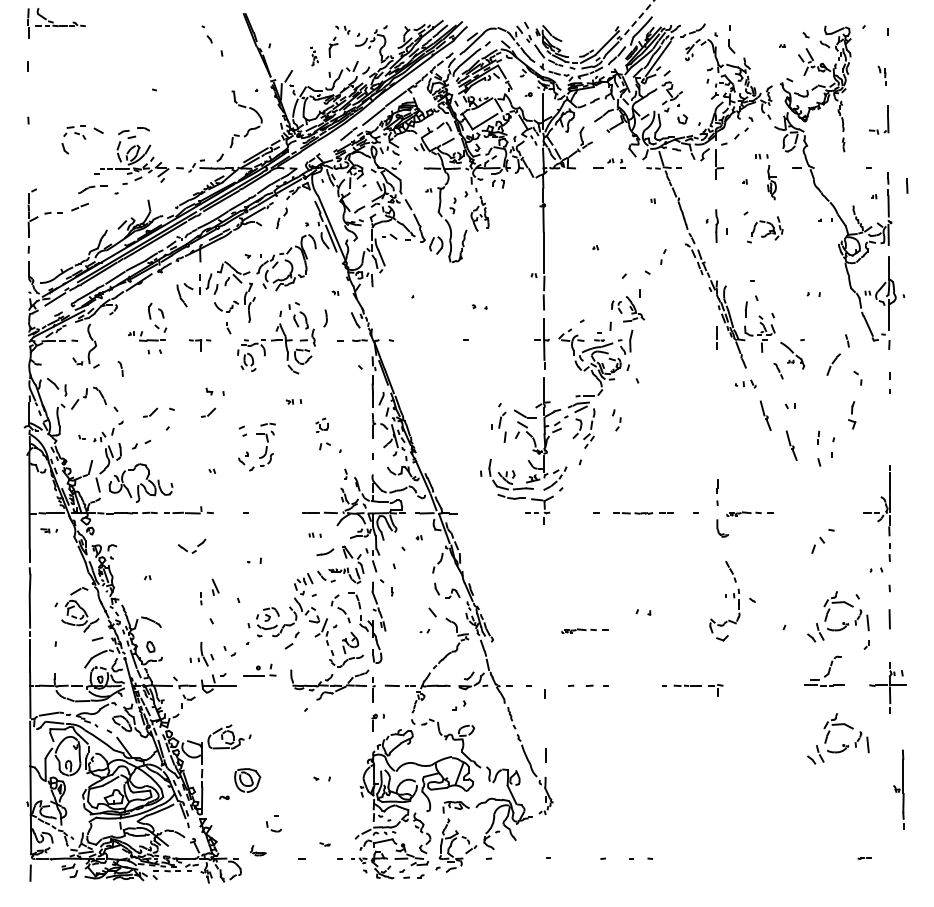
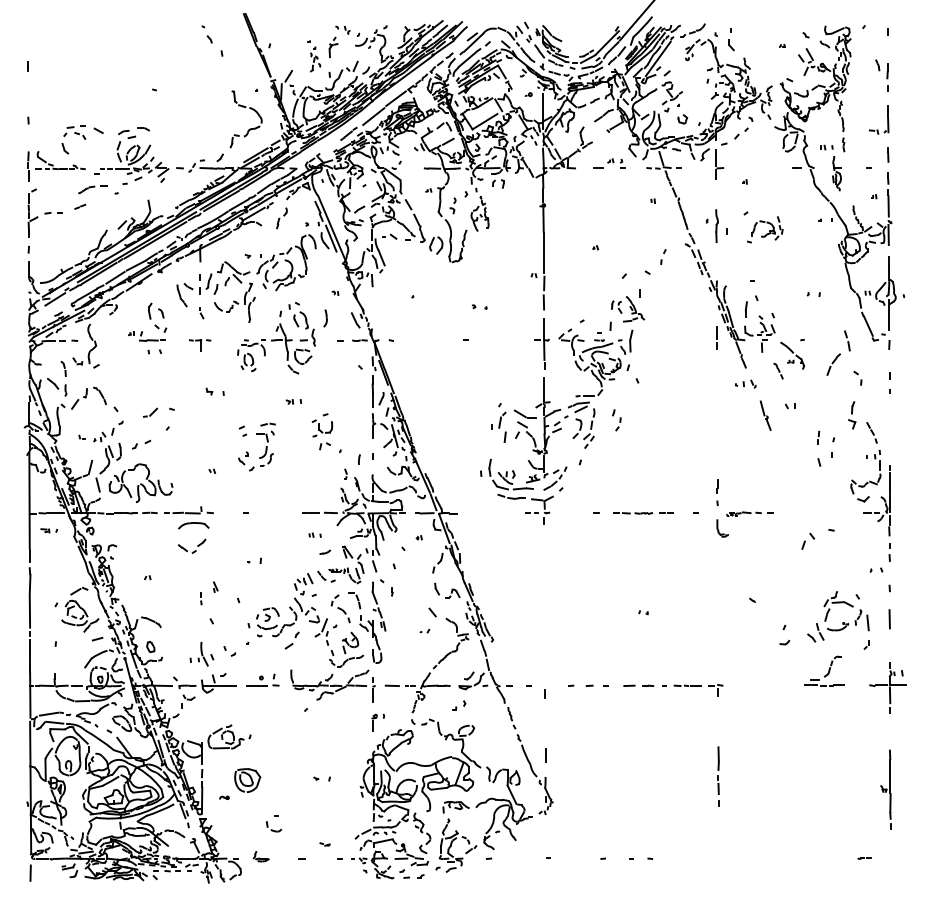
line: dashed -> solid (636, 20)
part position: (56, 23) -> (56, 166) (56, 166)
part size: 8x29 px -> 7x24 px (731, 39)
part size: 9x21 px -> 15x33 px (314, 56)
part size: 10x21 px -> 14x33 px (881, 75)
part position: (765, 176) -> (830, 167) (830, 167)
line position: (907, 185) -> (888, 154) (888, 154)
part size: 18x10 px -> 13x7 px (80, 206)
part position: (228, 328) -> (201, 313) (201, 313)
part size: 5x14 px -> 7x22 px (847, 340)
part position: (120, 368) -> (63, 368) (63, 368)
part: present -> none (208, 412)
part size: 14x17 px -> 22x25 px (321, 425)
part: present -> none (791, 445)
arc: none -> present (359, 459)
part: none -> present (193, 525)
part position: (818, 544) -> (808, 540) (808, 540)
part size: 19x9 px -> 13x6 px (325, 551)
part size: 9x18 px -> 6x12 px (215, 586)
part position: (724, 601) -> (865, 462) (865, 462)
part size: 17x7 px -> 11x6 px (643, 612)
part: present -> none (584, 630)
part: none -> present (784, 642)
part position: (259, 669) -> (262, 679) (262, 679)
line: none -> present (635, 685)
part: present -> none (842, 744)
line: none -> present (718, 776)
part position: (898, 789) -> (885, 789) (885, 789)
part position: (258, 850) -> (261, 856) (261, 856)
